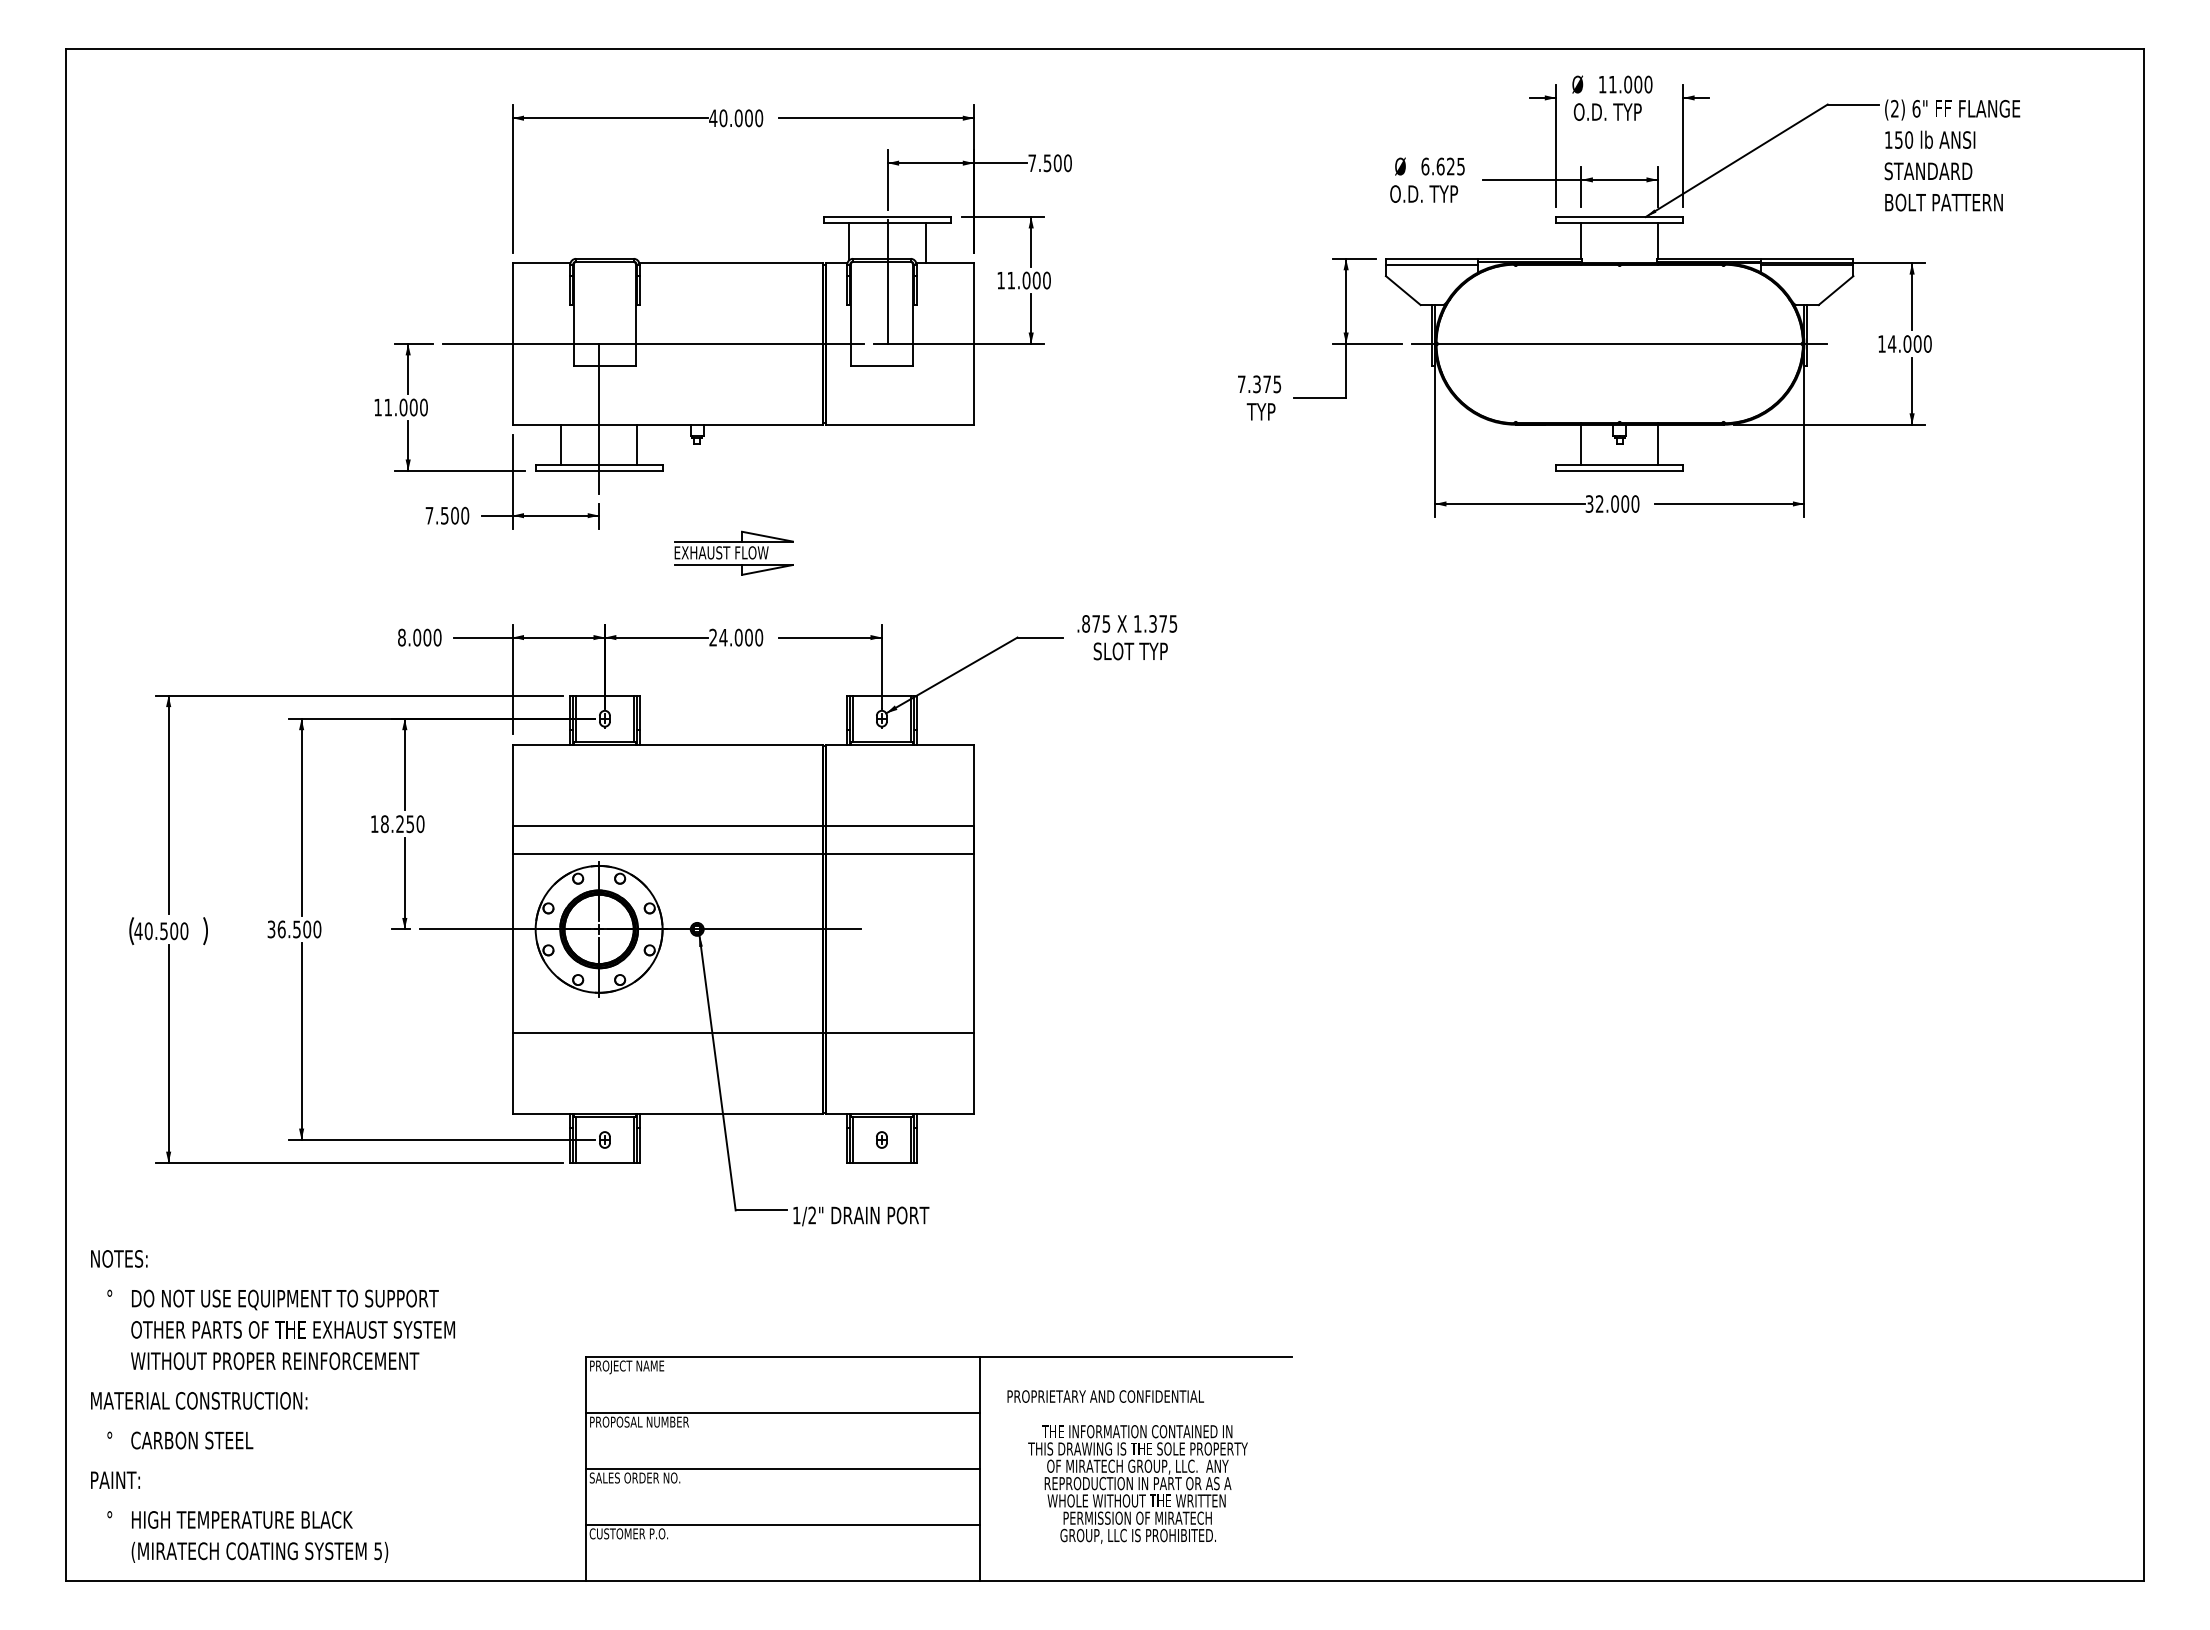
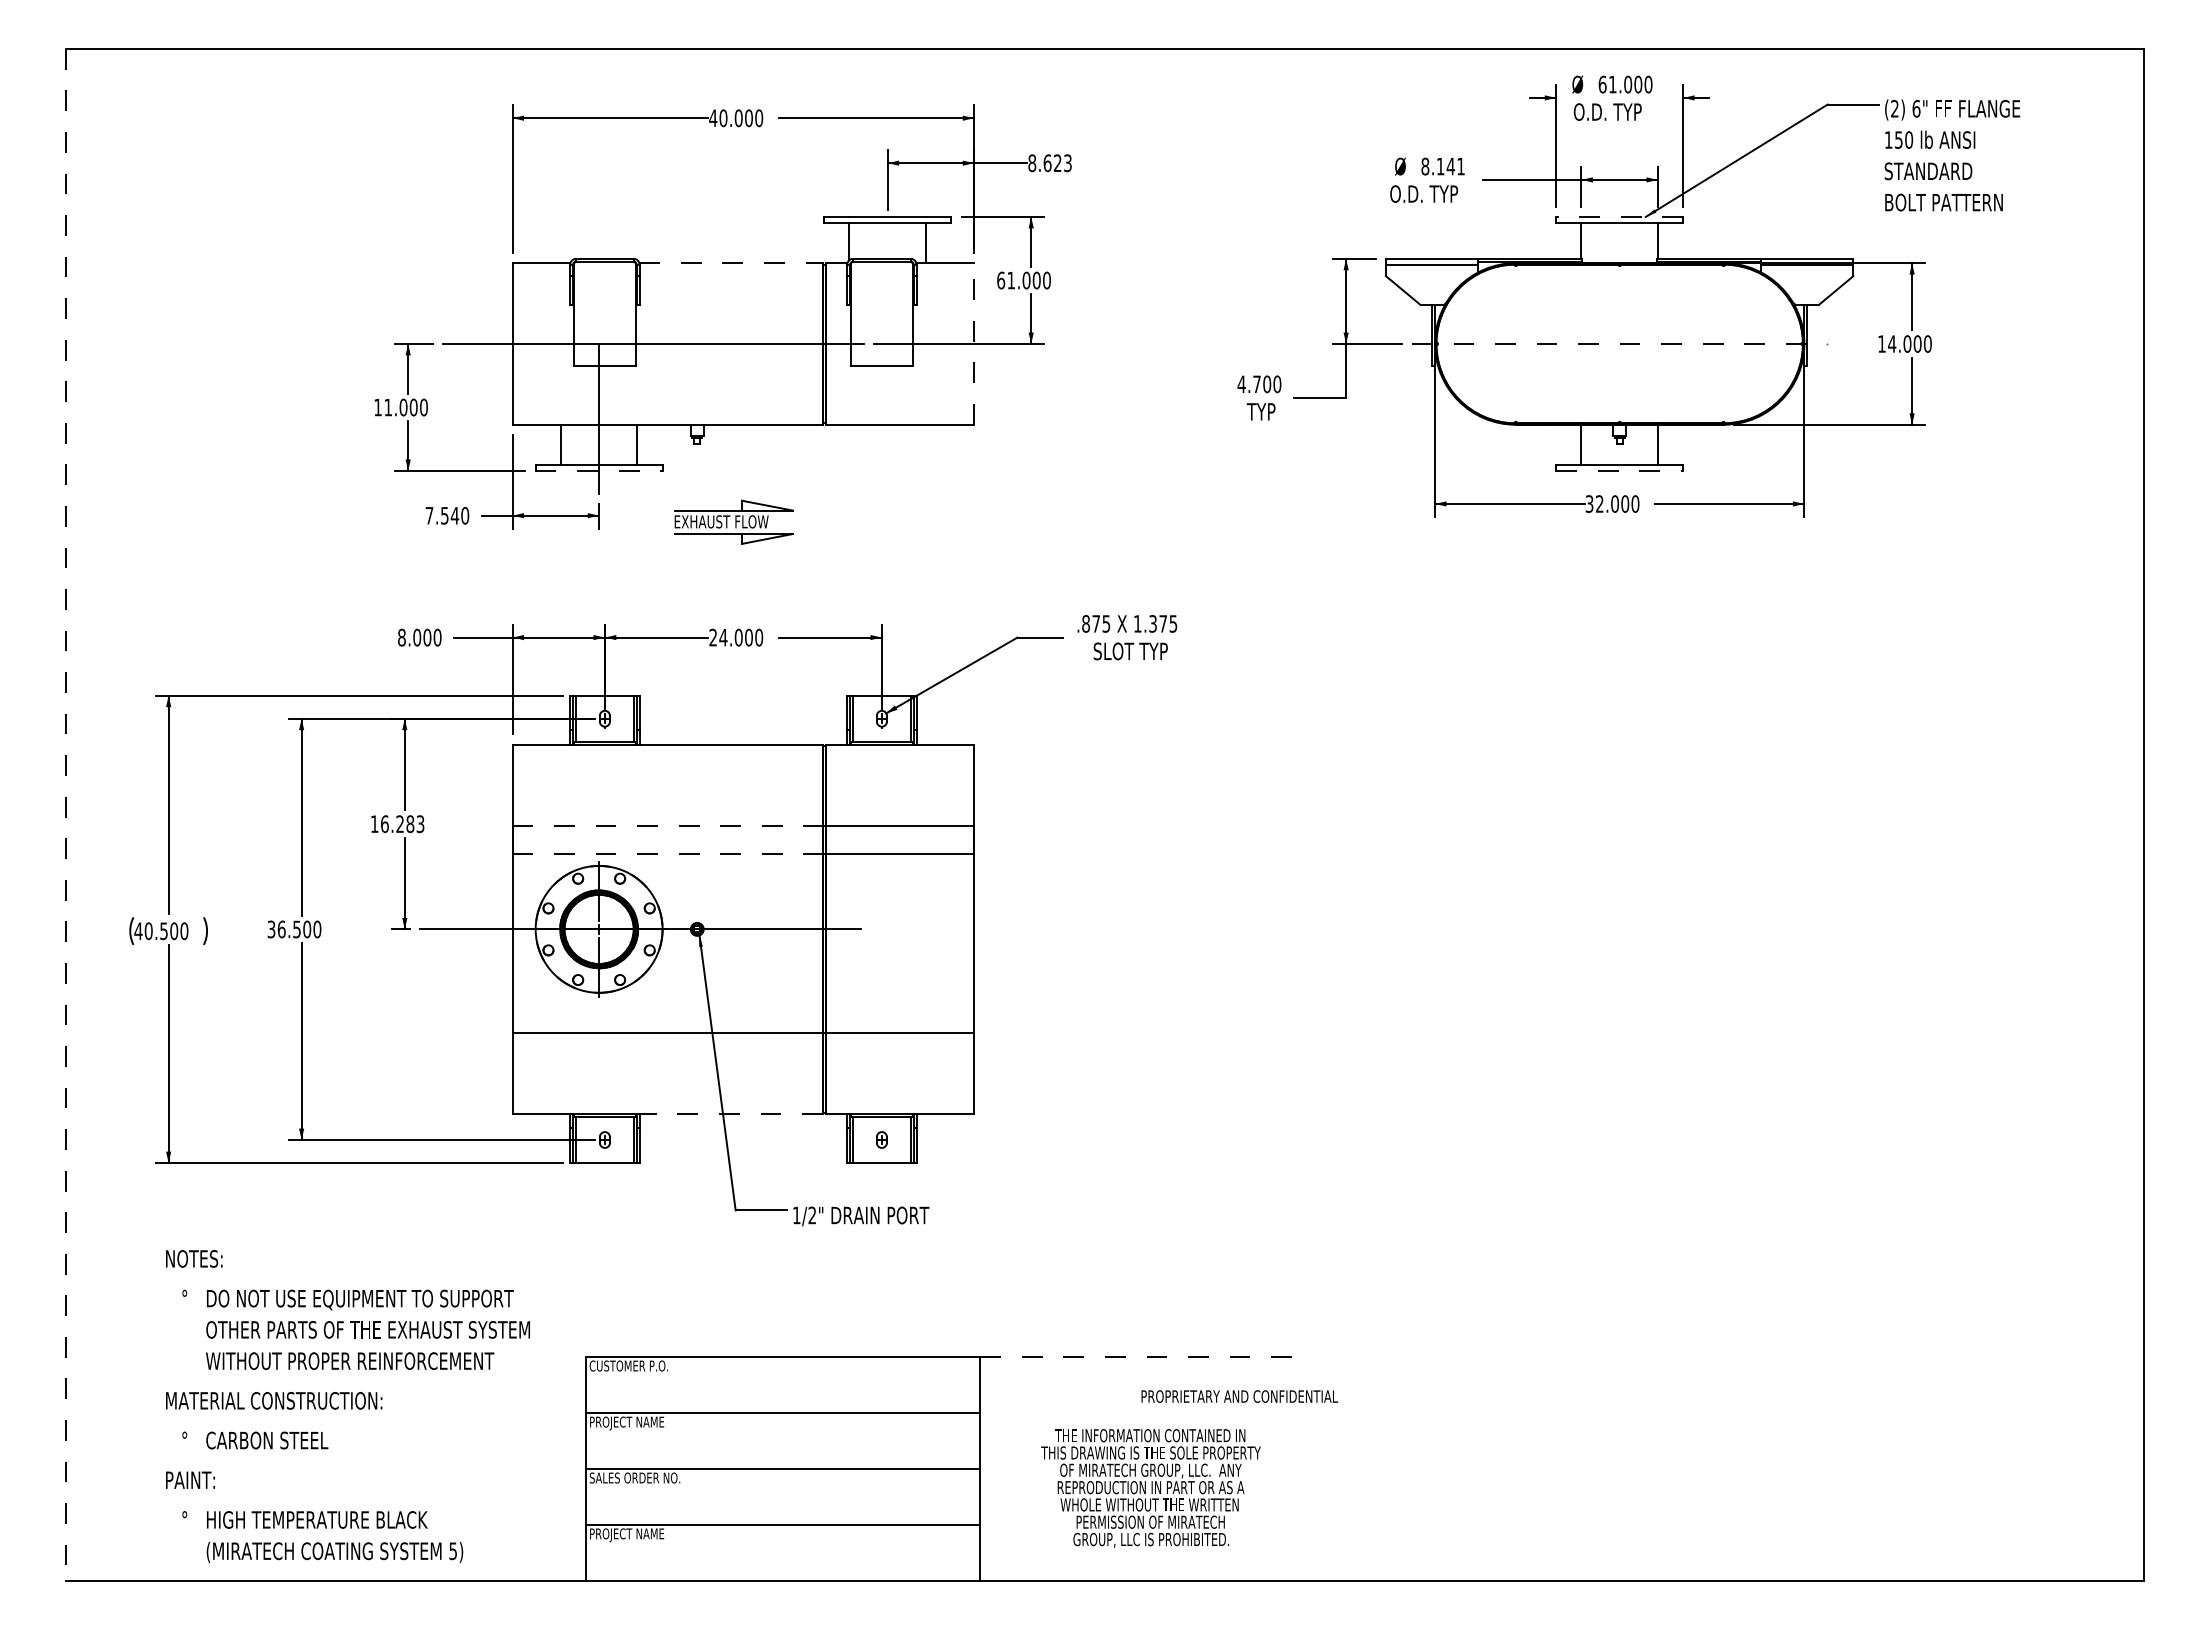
text: 11.000 -> 61.000 (1602, 84)
text: 7.500 -> 8.623 (1049, 163)
text: 6.625 -> 8.141 (1442, 166)
line: solid -> dashed (1619, 217)
line: solid -> dashed (731, 263)
text: 11.000 -> 61.000 (1001, 280)
line: present -> none (887, 281)
line: solid -> dashed (974, 343)
line: solid -> dashed (1619, 343)
text: 7.375 -> 4.700 (1259, 384)
line: solid -> dashed (599, 470)
line: solid -> dashed (1620, 470)
text: 7.500 -> 7.540 (454, 515)
part position: (733, 552) -> (733, 521) (733, 521)
line: solid -> dashed (66, 815)
text: 18.250 -> 16.283 (402, 824)
line: solid -> dashed (668, 825)
line: solid -> dashed (668, 854)
line: solid -> dashed (729, 1114)
line: solid -> dashed (1136, 1356)
text: PROJECT NAME -> CUSTOMER P.O. (628, 1367)
text position: (1105, 1396) -> (1239, 1396) (1239, 1396)
text position: (272, 1406) -> (347, 1406) (347, 1406)
text: PROPOSAL NUMBER -> PROJECT NAME (648, 1423)
text position: (1137, 1484) -> (1150, 1488) (1150, 1488)
text: CUSTOMER P.O. -> PROJECT NAME (628, 1535)
